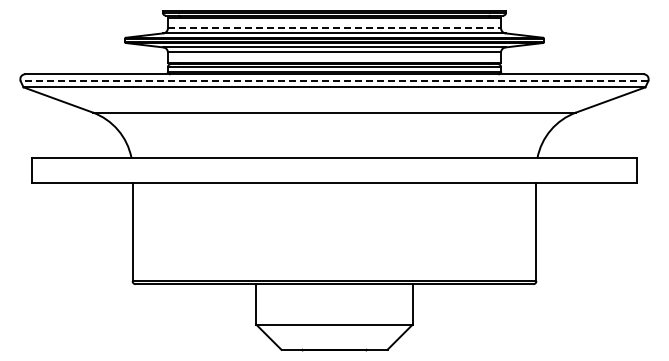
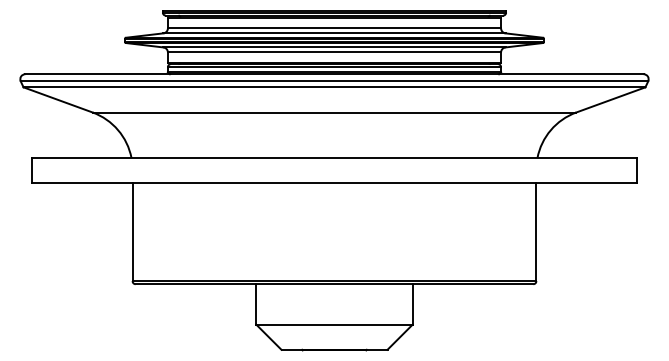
line: dashed -> solid (334, 28)
line: dashed -> solid (334, 81)
